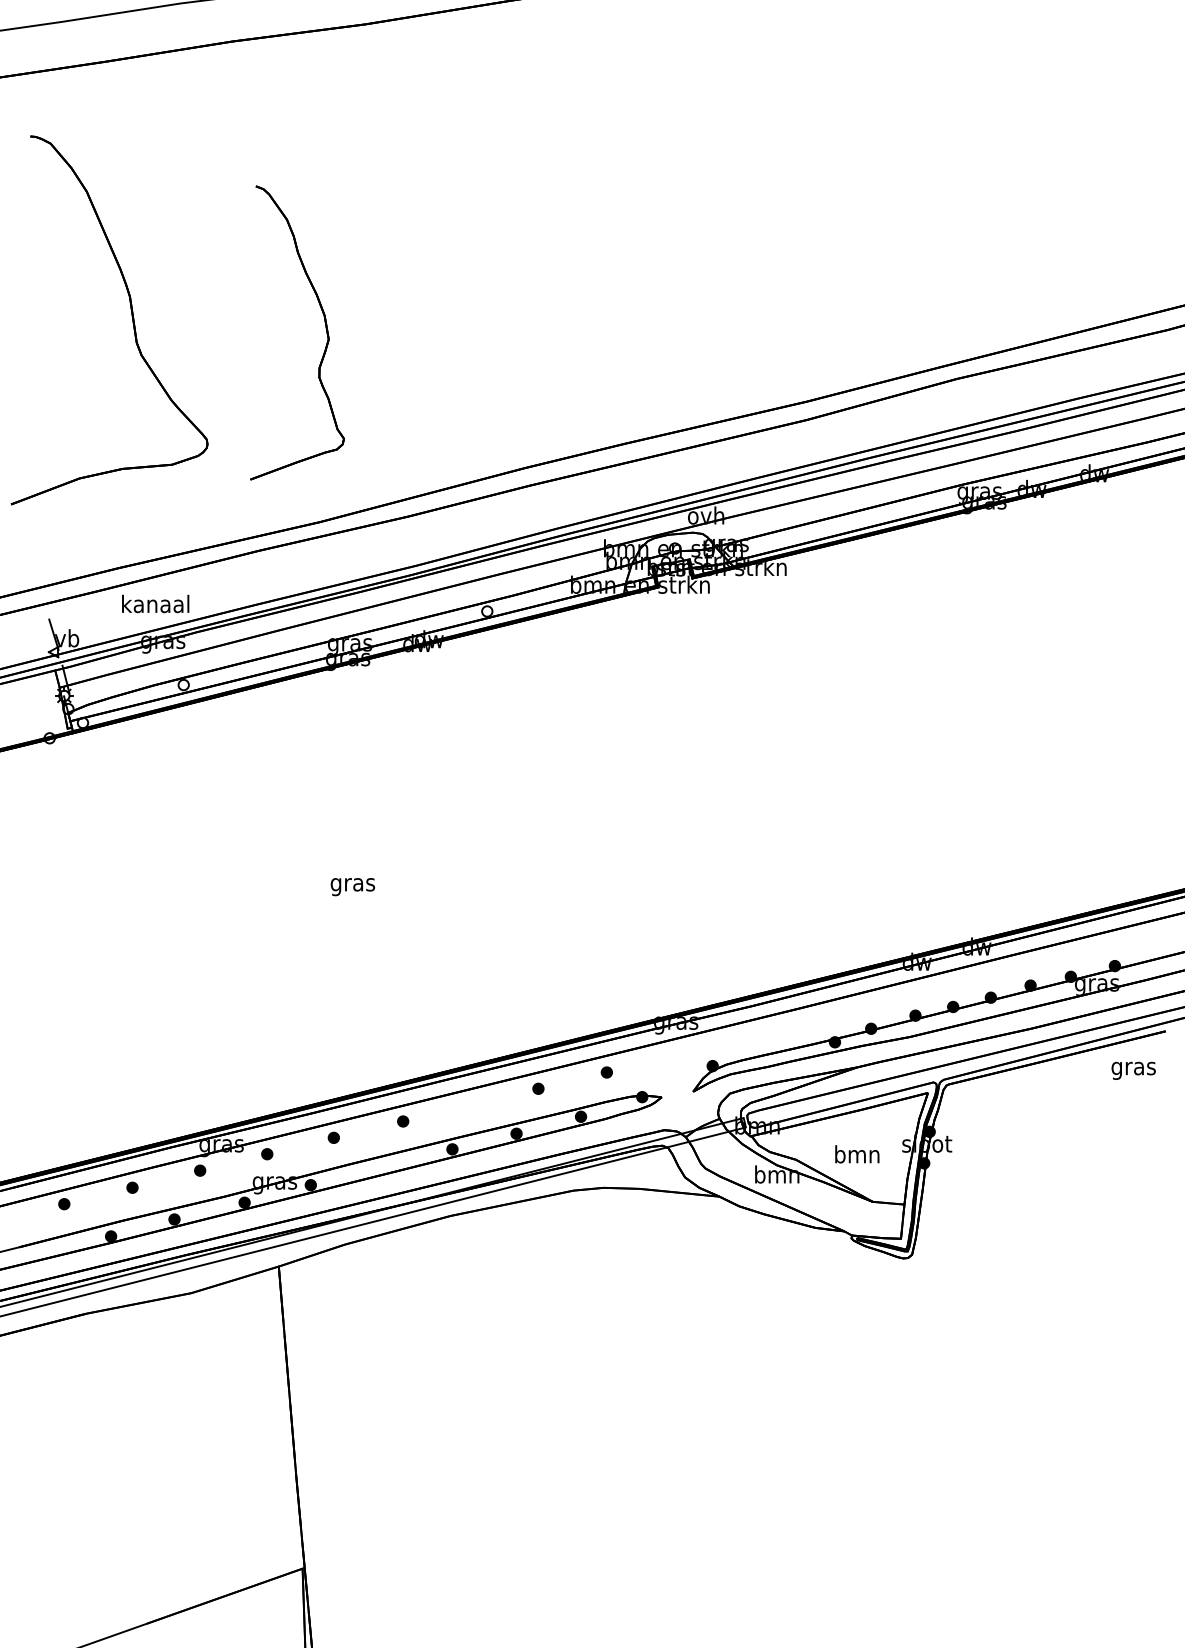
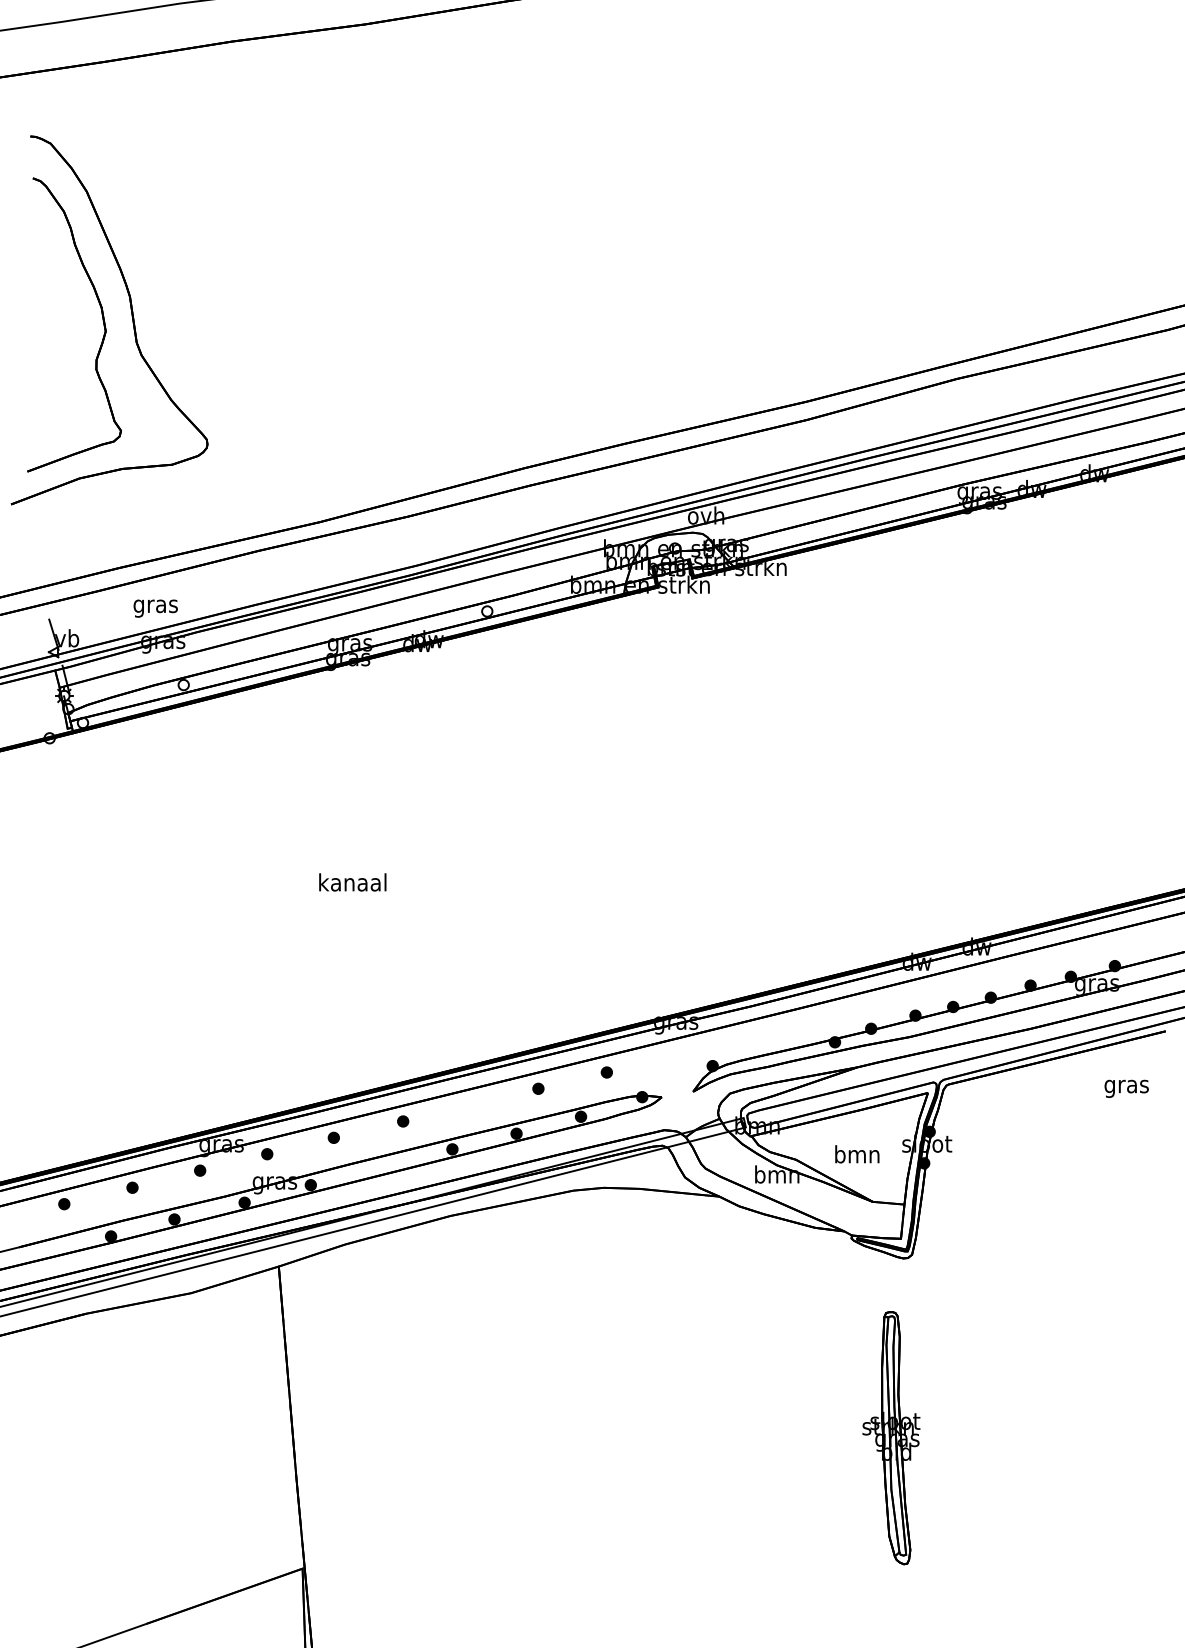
part position: (325, 328) -> (102, 320) (102, 320)
text: kanaal -> gras (155, 605)
text: gras -> kanaal (352, 884)
text position: (1133, 1070) -> (1126, 1088) (1126, 1088)
part: none -> present (891, 1438)
